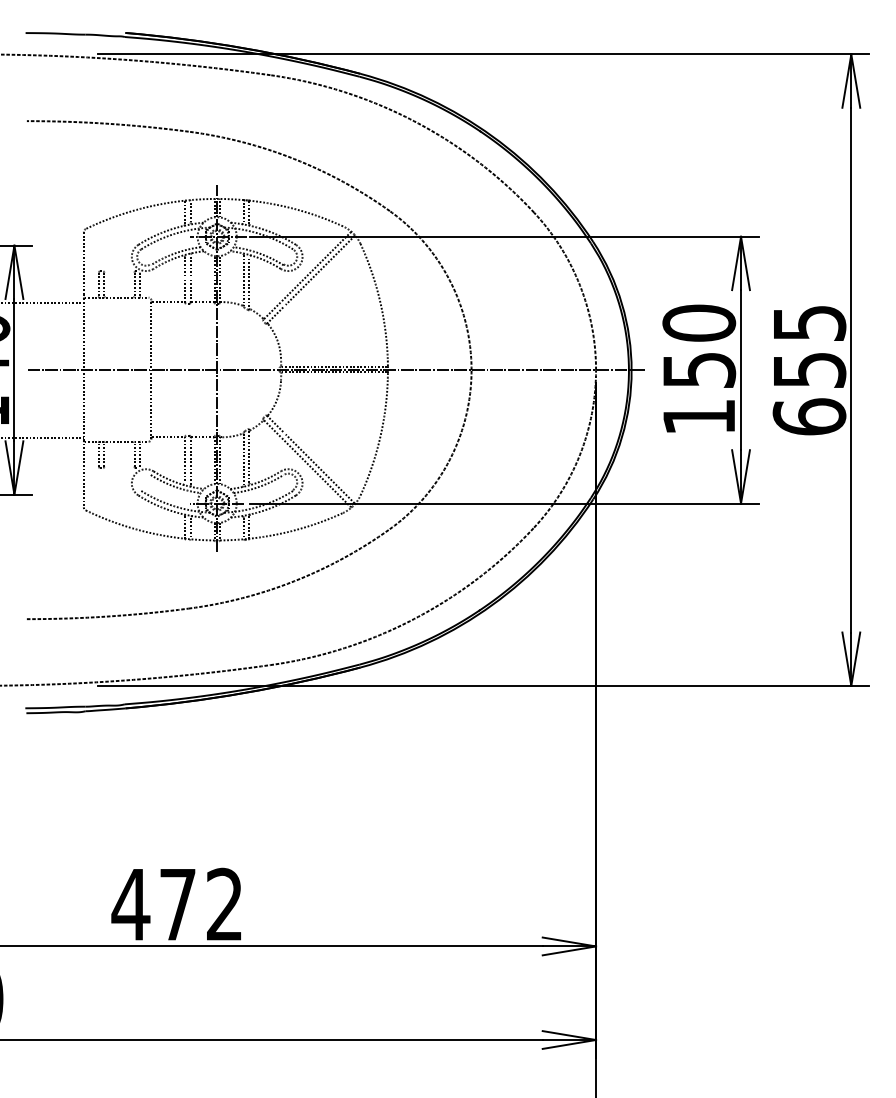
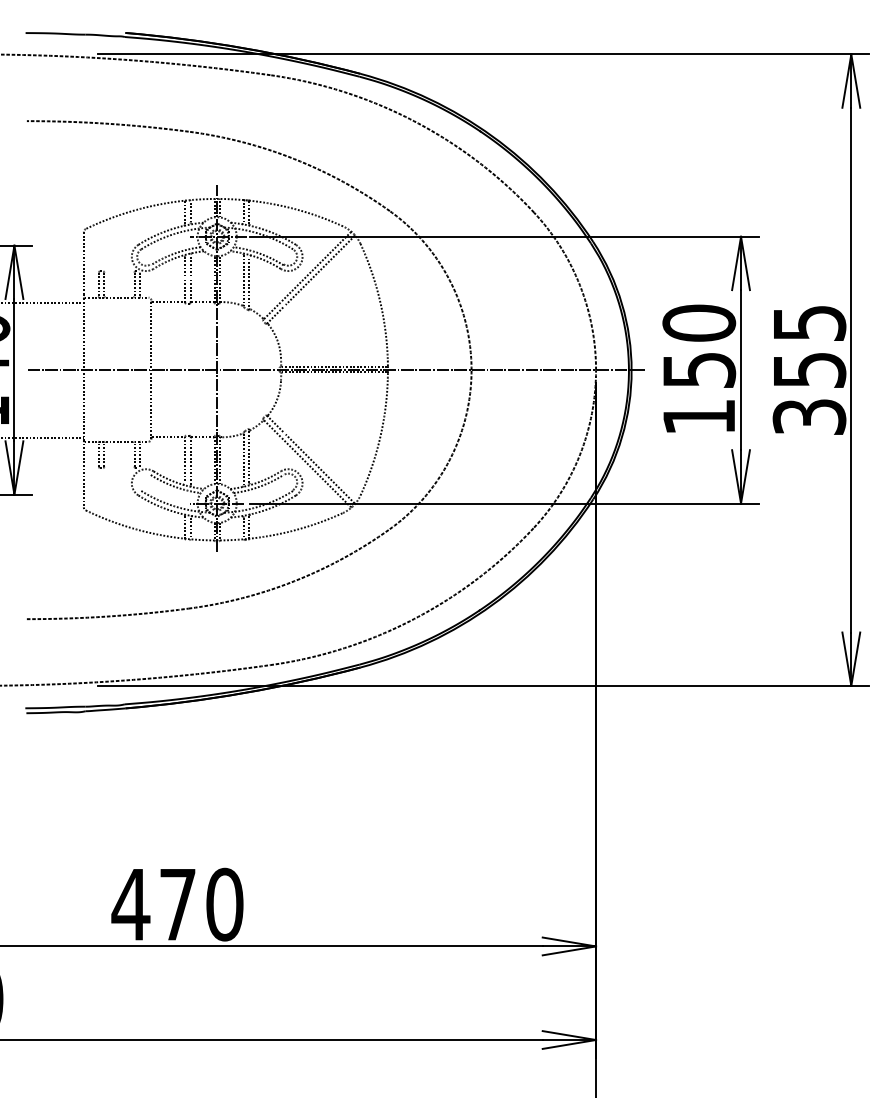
text: 655 -> 355 (809, 416)
text: 472 -> 470 (224, 904)
